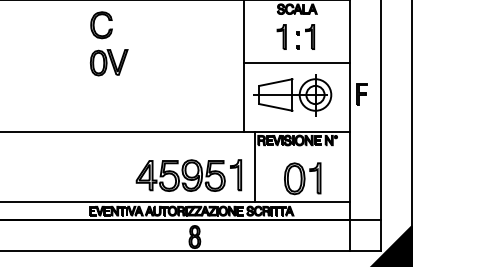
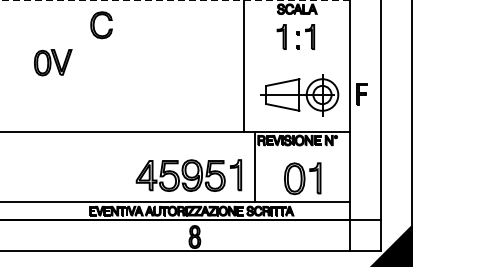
line: solid -> dashed (175, 0)
part position: (109, 62) -> (53, 62) (53, 62)
line: present -> none (296, 63)
part position: (292, 95) -> (299, 95) (299, 95)
